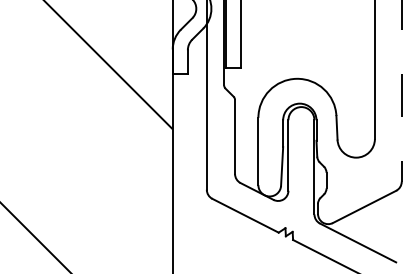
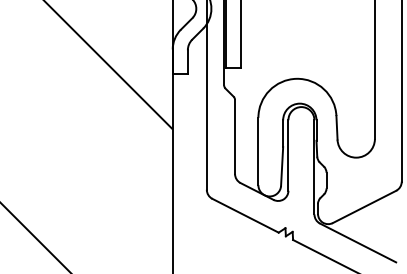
line: dashed -> solid (401, 91)
